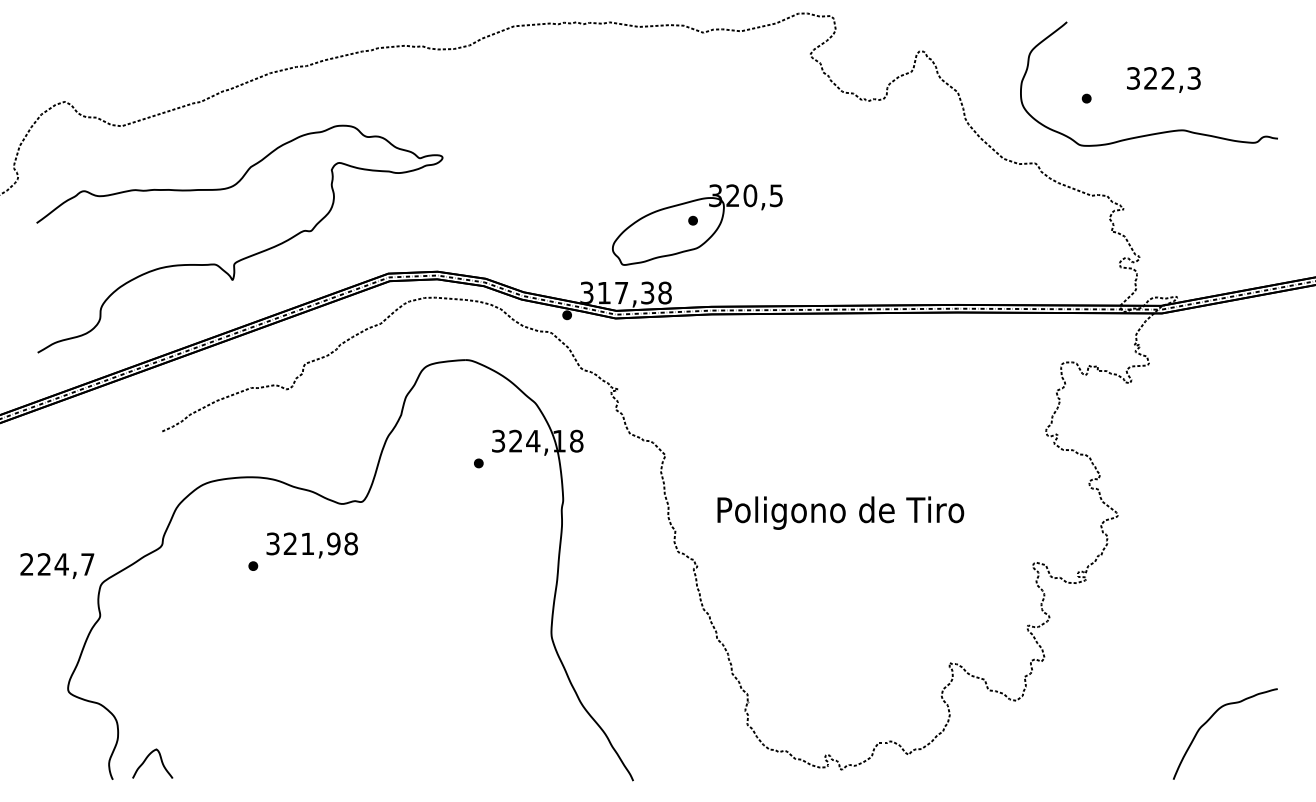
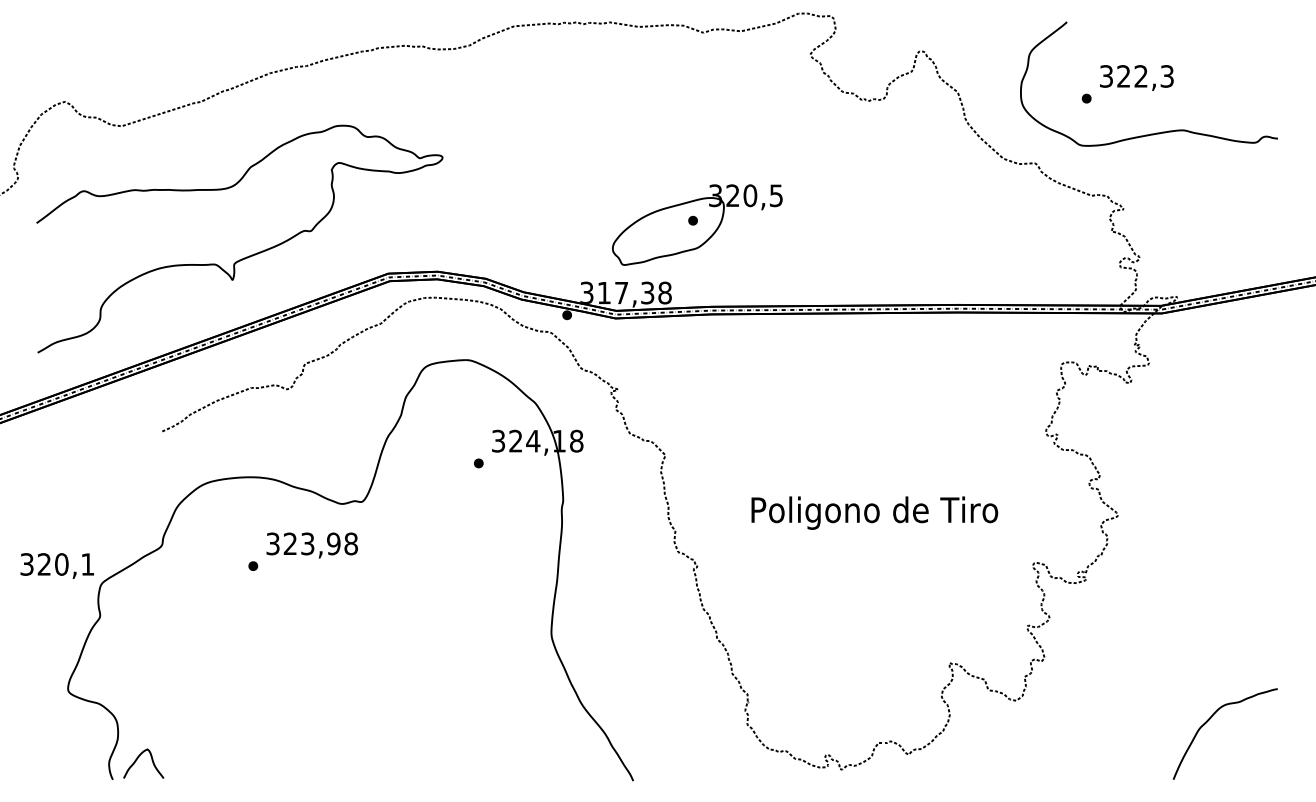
text position: (1163, 79) -> (1136, 77) (1136, 77)
text position: (840, 512) -> (874, 512) (874, 512)
text: 321,98 -> 323,98 (307, 543)
text: 224,7 -> 320,1 (57, 564)
curve position: (147, 758) -> (138, 758) (138, 758)
